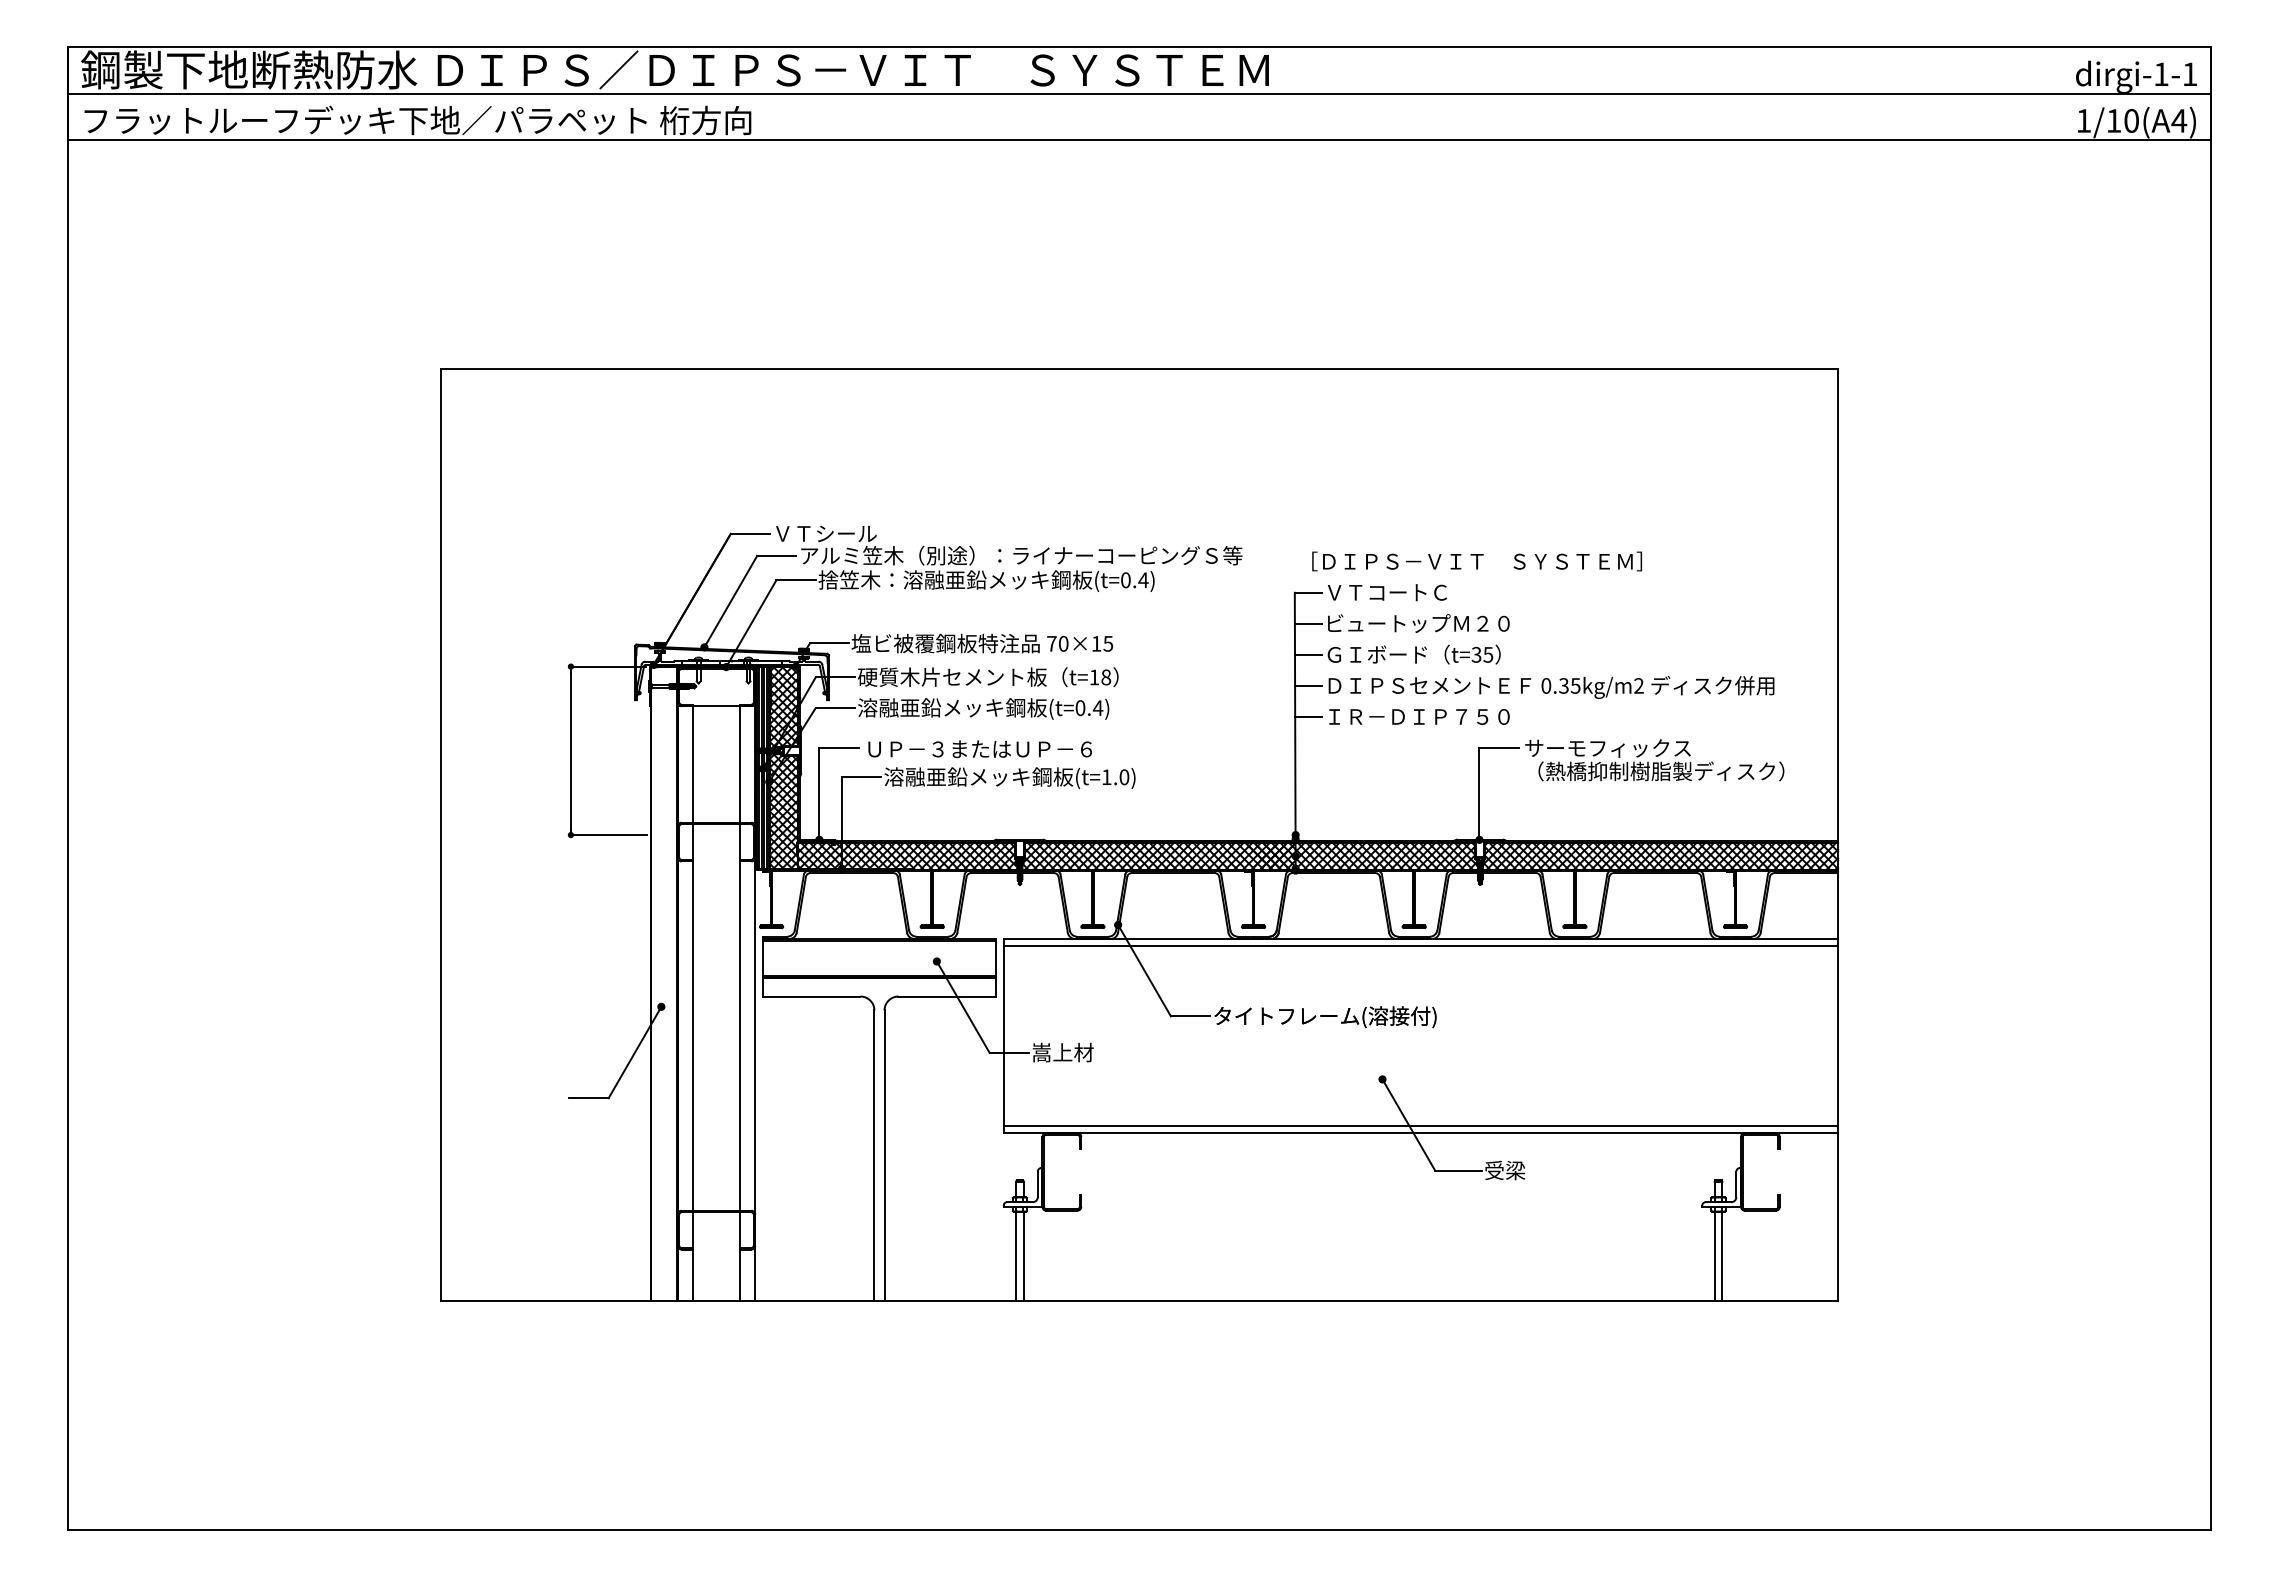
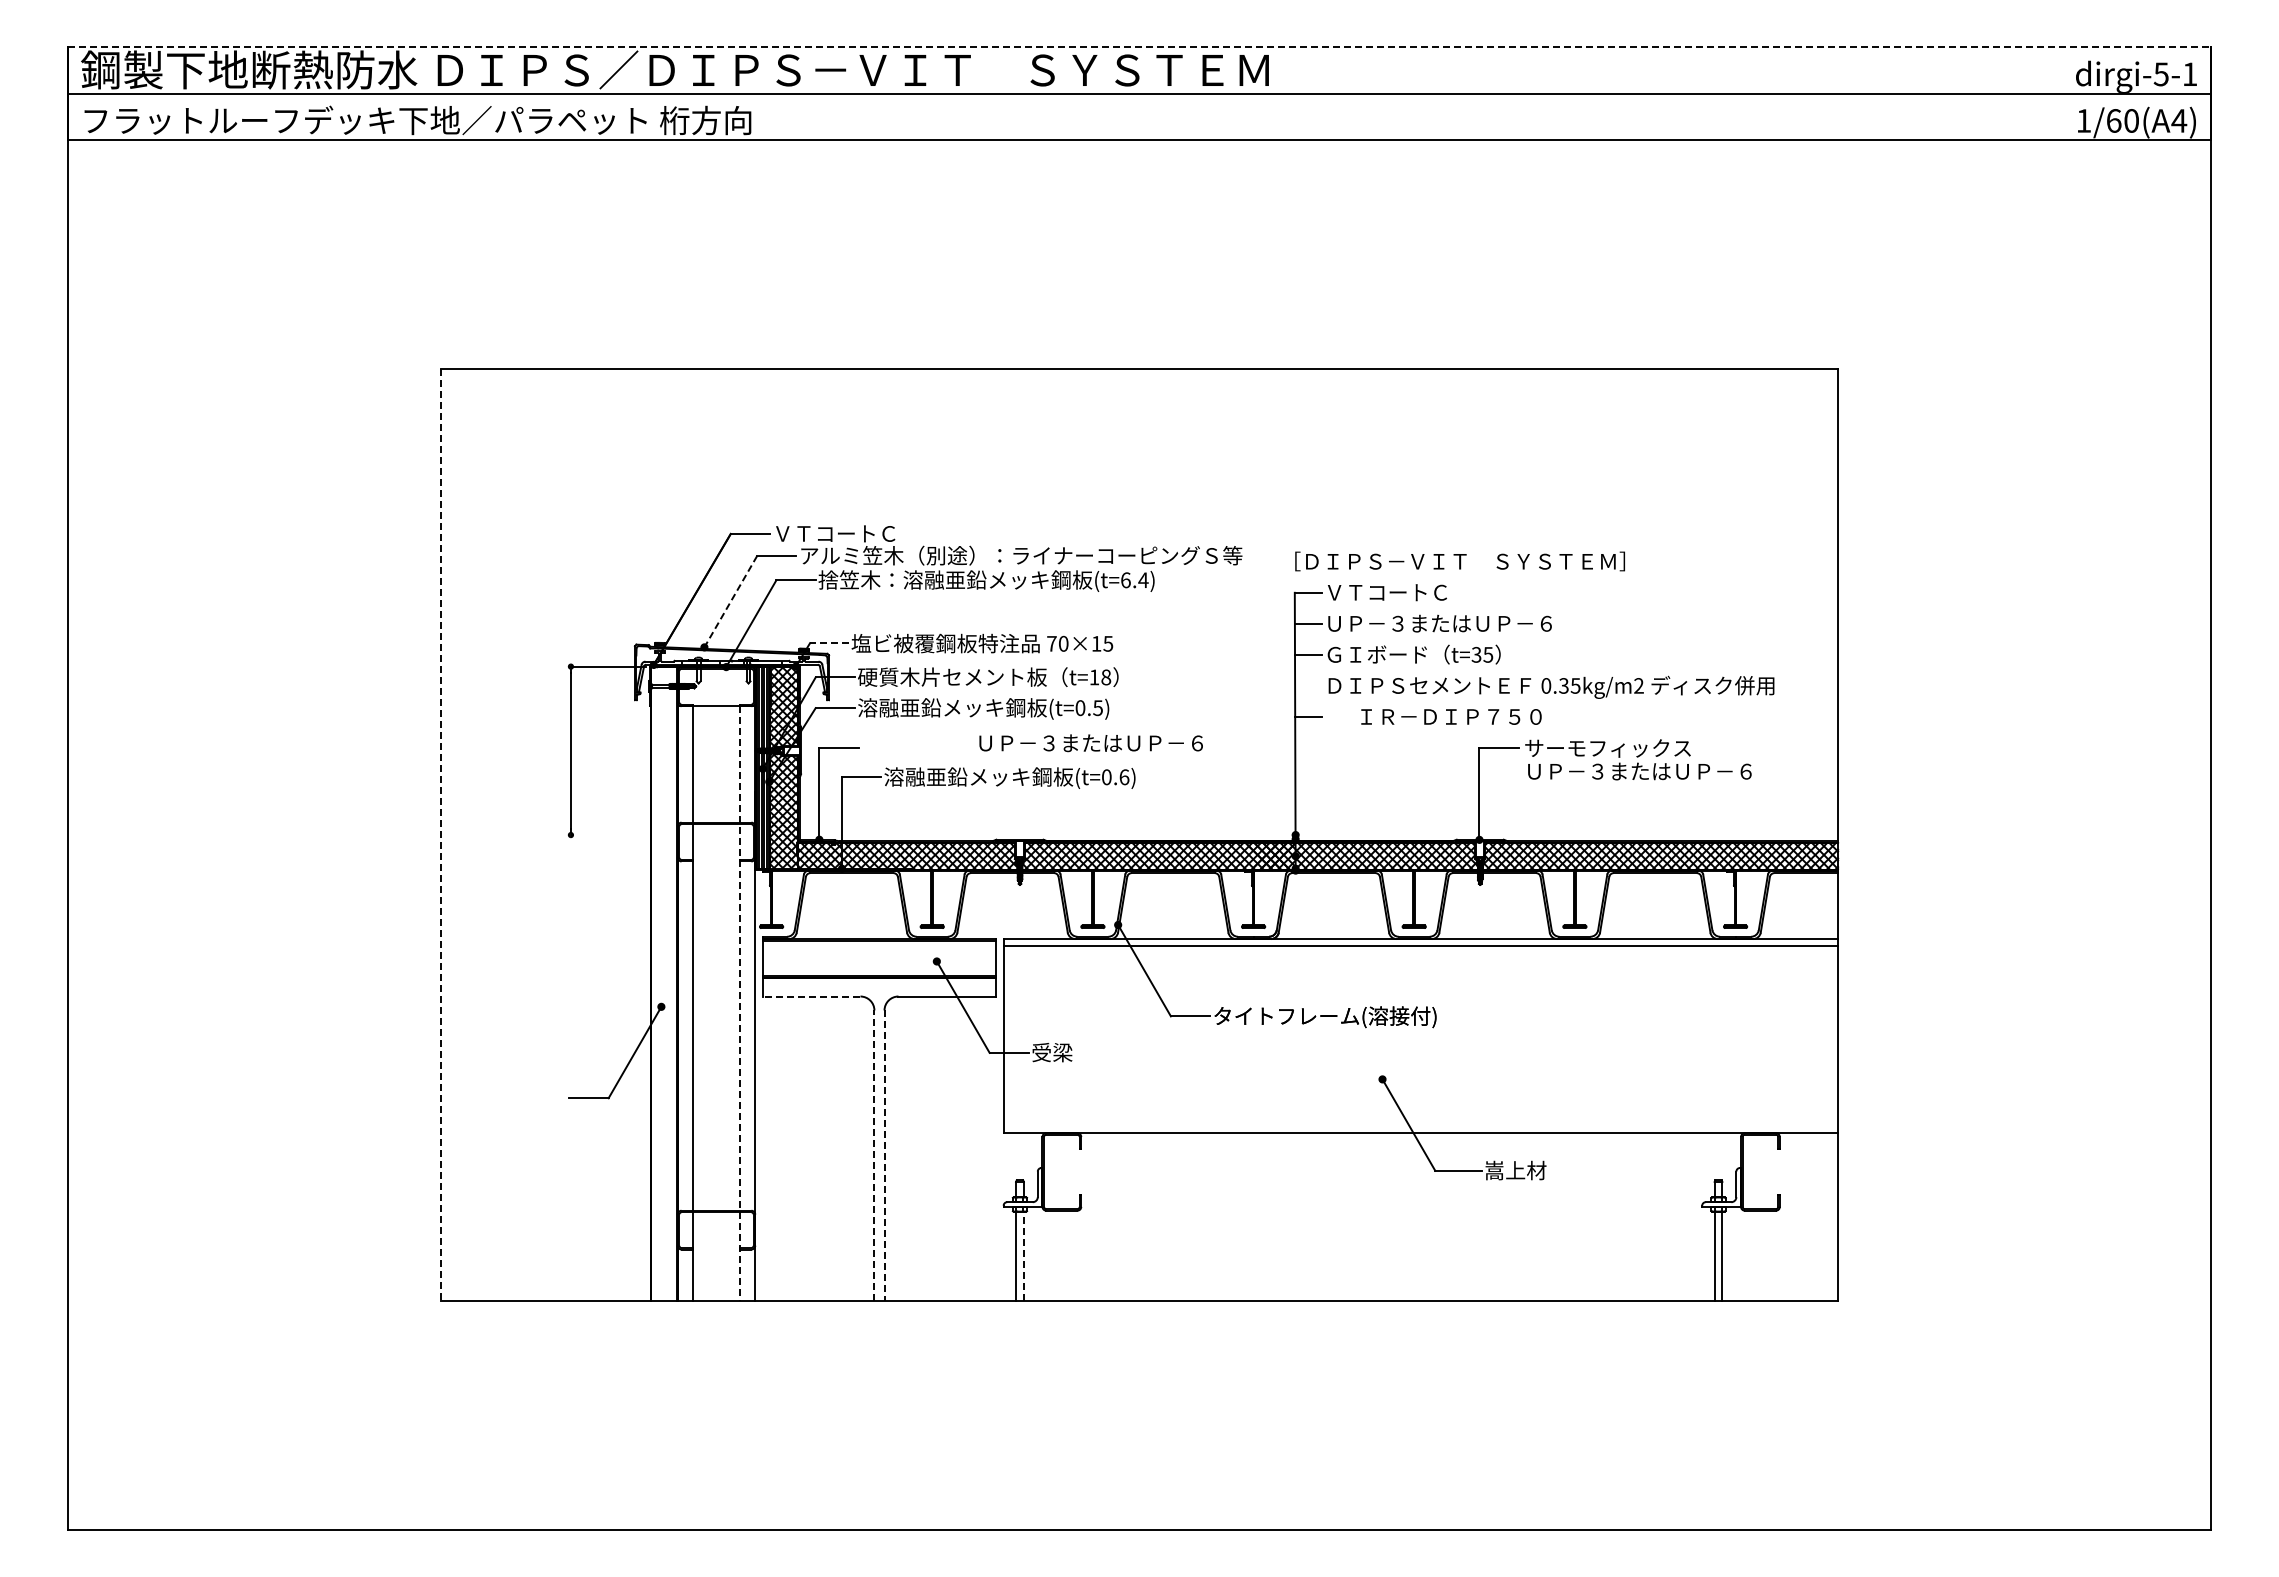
line: solid -> dashed (1139, 47)
text: dirgi-1-1 -> dirgi-5-1 (2160, 74)
text: 1/10(A4) -> 1/60(A4) (2114, 120)
text: ＶＴシール -> ＶＴコートＣ (856, 533)
text position: (1476, 561) -> (1459, 561) (1459, 561)
text: (t=0.4) -> (t=6.4) (1125, 580)
line: solid -> dashed (730, 601)
text: ビュートップＭ２０ -> ＵＰ－３またはＵＰ－６ (1439, 623)
line: solid -> dashed (829, 643)
line: present -> none (1307, 685)
text: (t=0.4) -> (t=0.5) (1097, 708)
text position: (1419, 716) -> (1451, 716) (1451, 716)
text position: (979, 749) -> (1090, 743) (1090, 743)
text: （熱橋抑制樹脂製ディスク） -> ＵＰ－３またはＵＰ－６ (1656, 771)
text: (t=1.0) -> (t=0.6) (1115, 777)
line: solid -> dashed (440, 835)
line: present -> none (608, 835)
line: solid -> dashed (811, 996)
line: solid -> dashed (739, 1004)
text: 嵩上材 -> 受梁 (1062, 1052)
line: present -> none (1420, 1126)
line: solid -> dashed (874, 1155)
line: solid -> dashed (884, 1156)
text: 受梁 -> 嵩上材 (1515, 1170)
line: solid -> dashed (1023, 1256)
